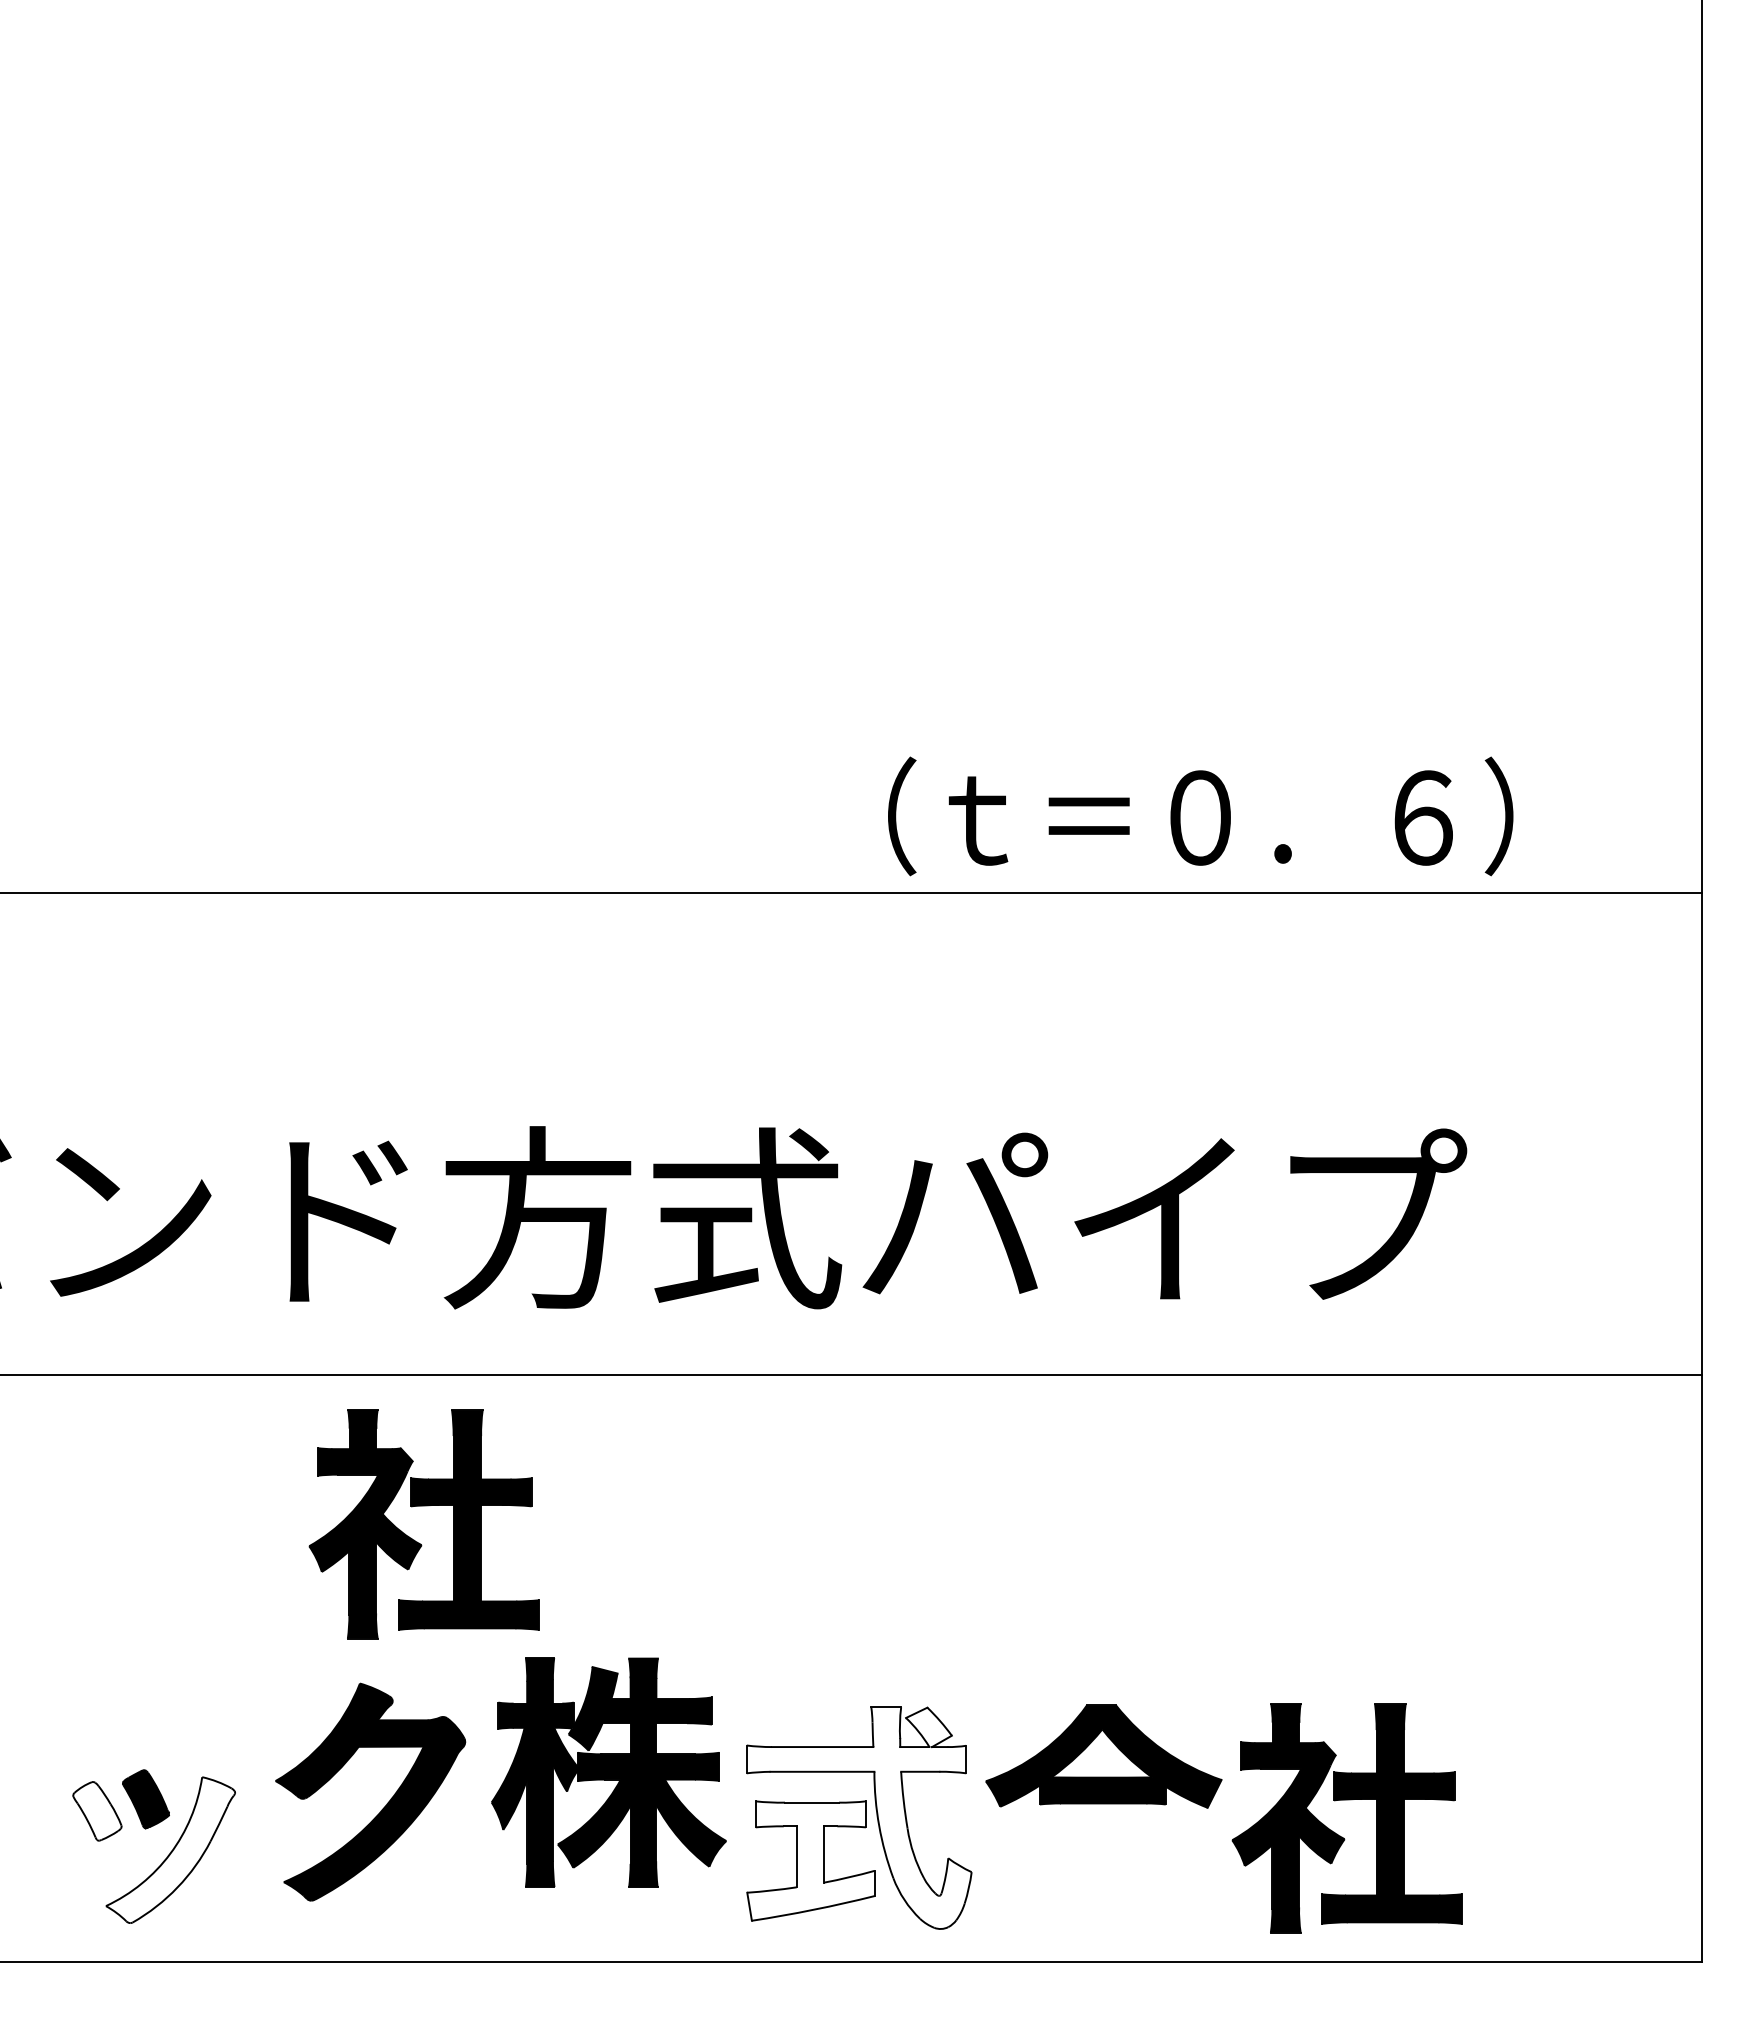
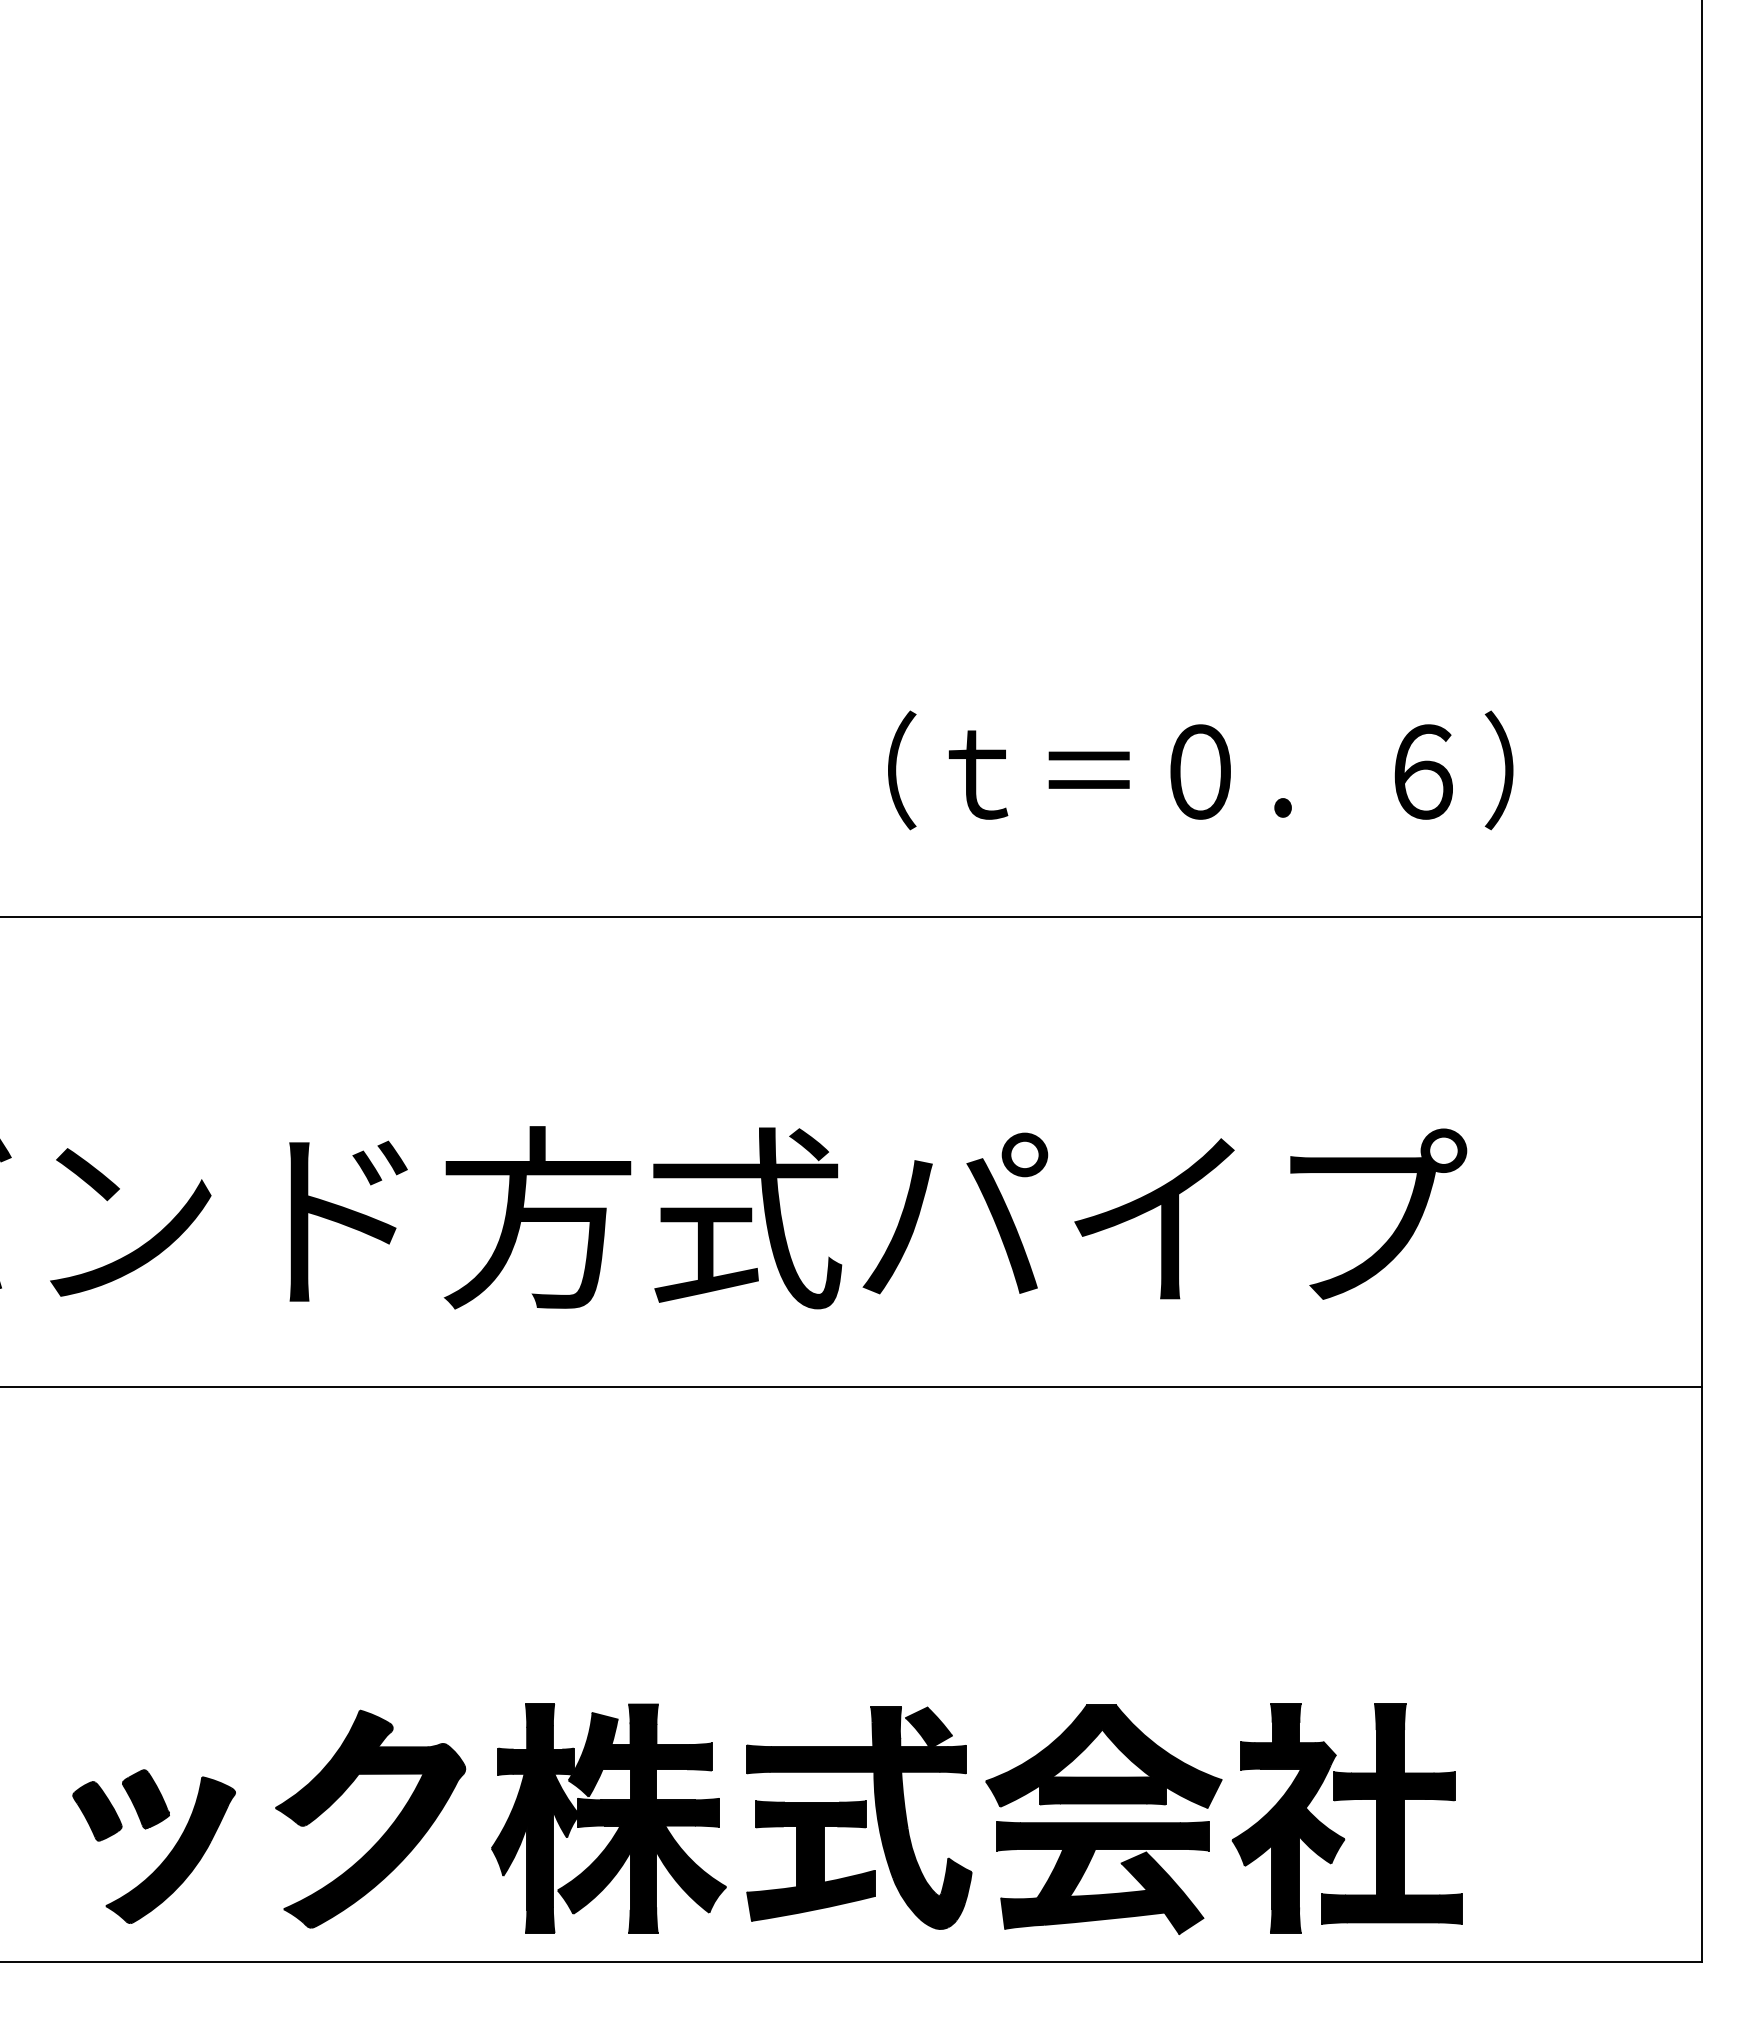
text position: (1200, 816) -> (1200, 770) (1200, 770)
line position: (852, 892) -> (852, 916) (852, 916)
line position: (852, 1375) -> (852, 1387) (852, 1387)
part: present -> none (414, 1539)
part position: (608, 1772) -> (608, 1818) (608, 1818)
part position: (386, 1803) -> (386, 1830) (386, 1830)
fill: none -> present (97, 1811)
fill: none -> present (858, 1817)
fill: none -> present (170, 1850)
fill: none -> present (810, 1860)
part: none -> present (1105, 1893)
